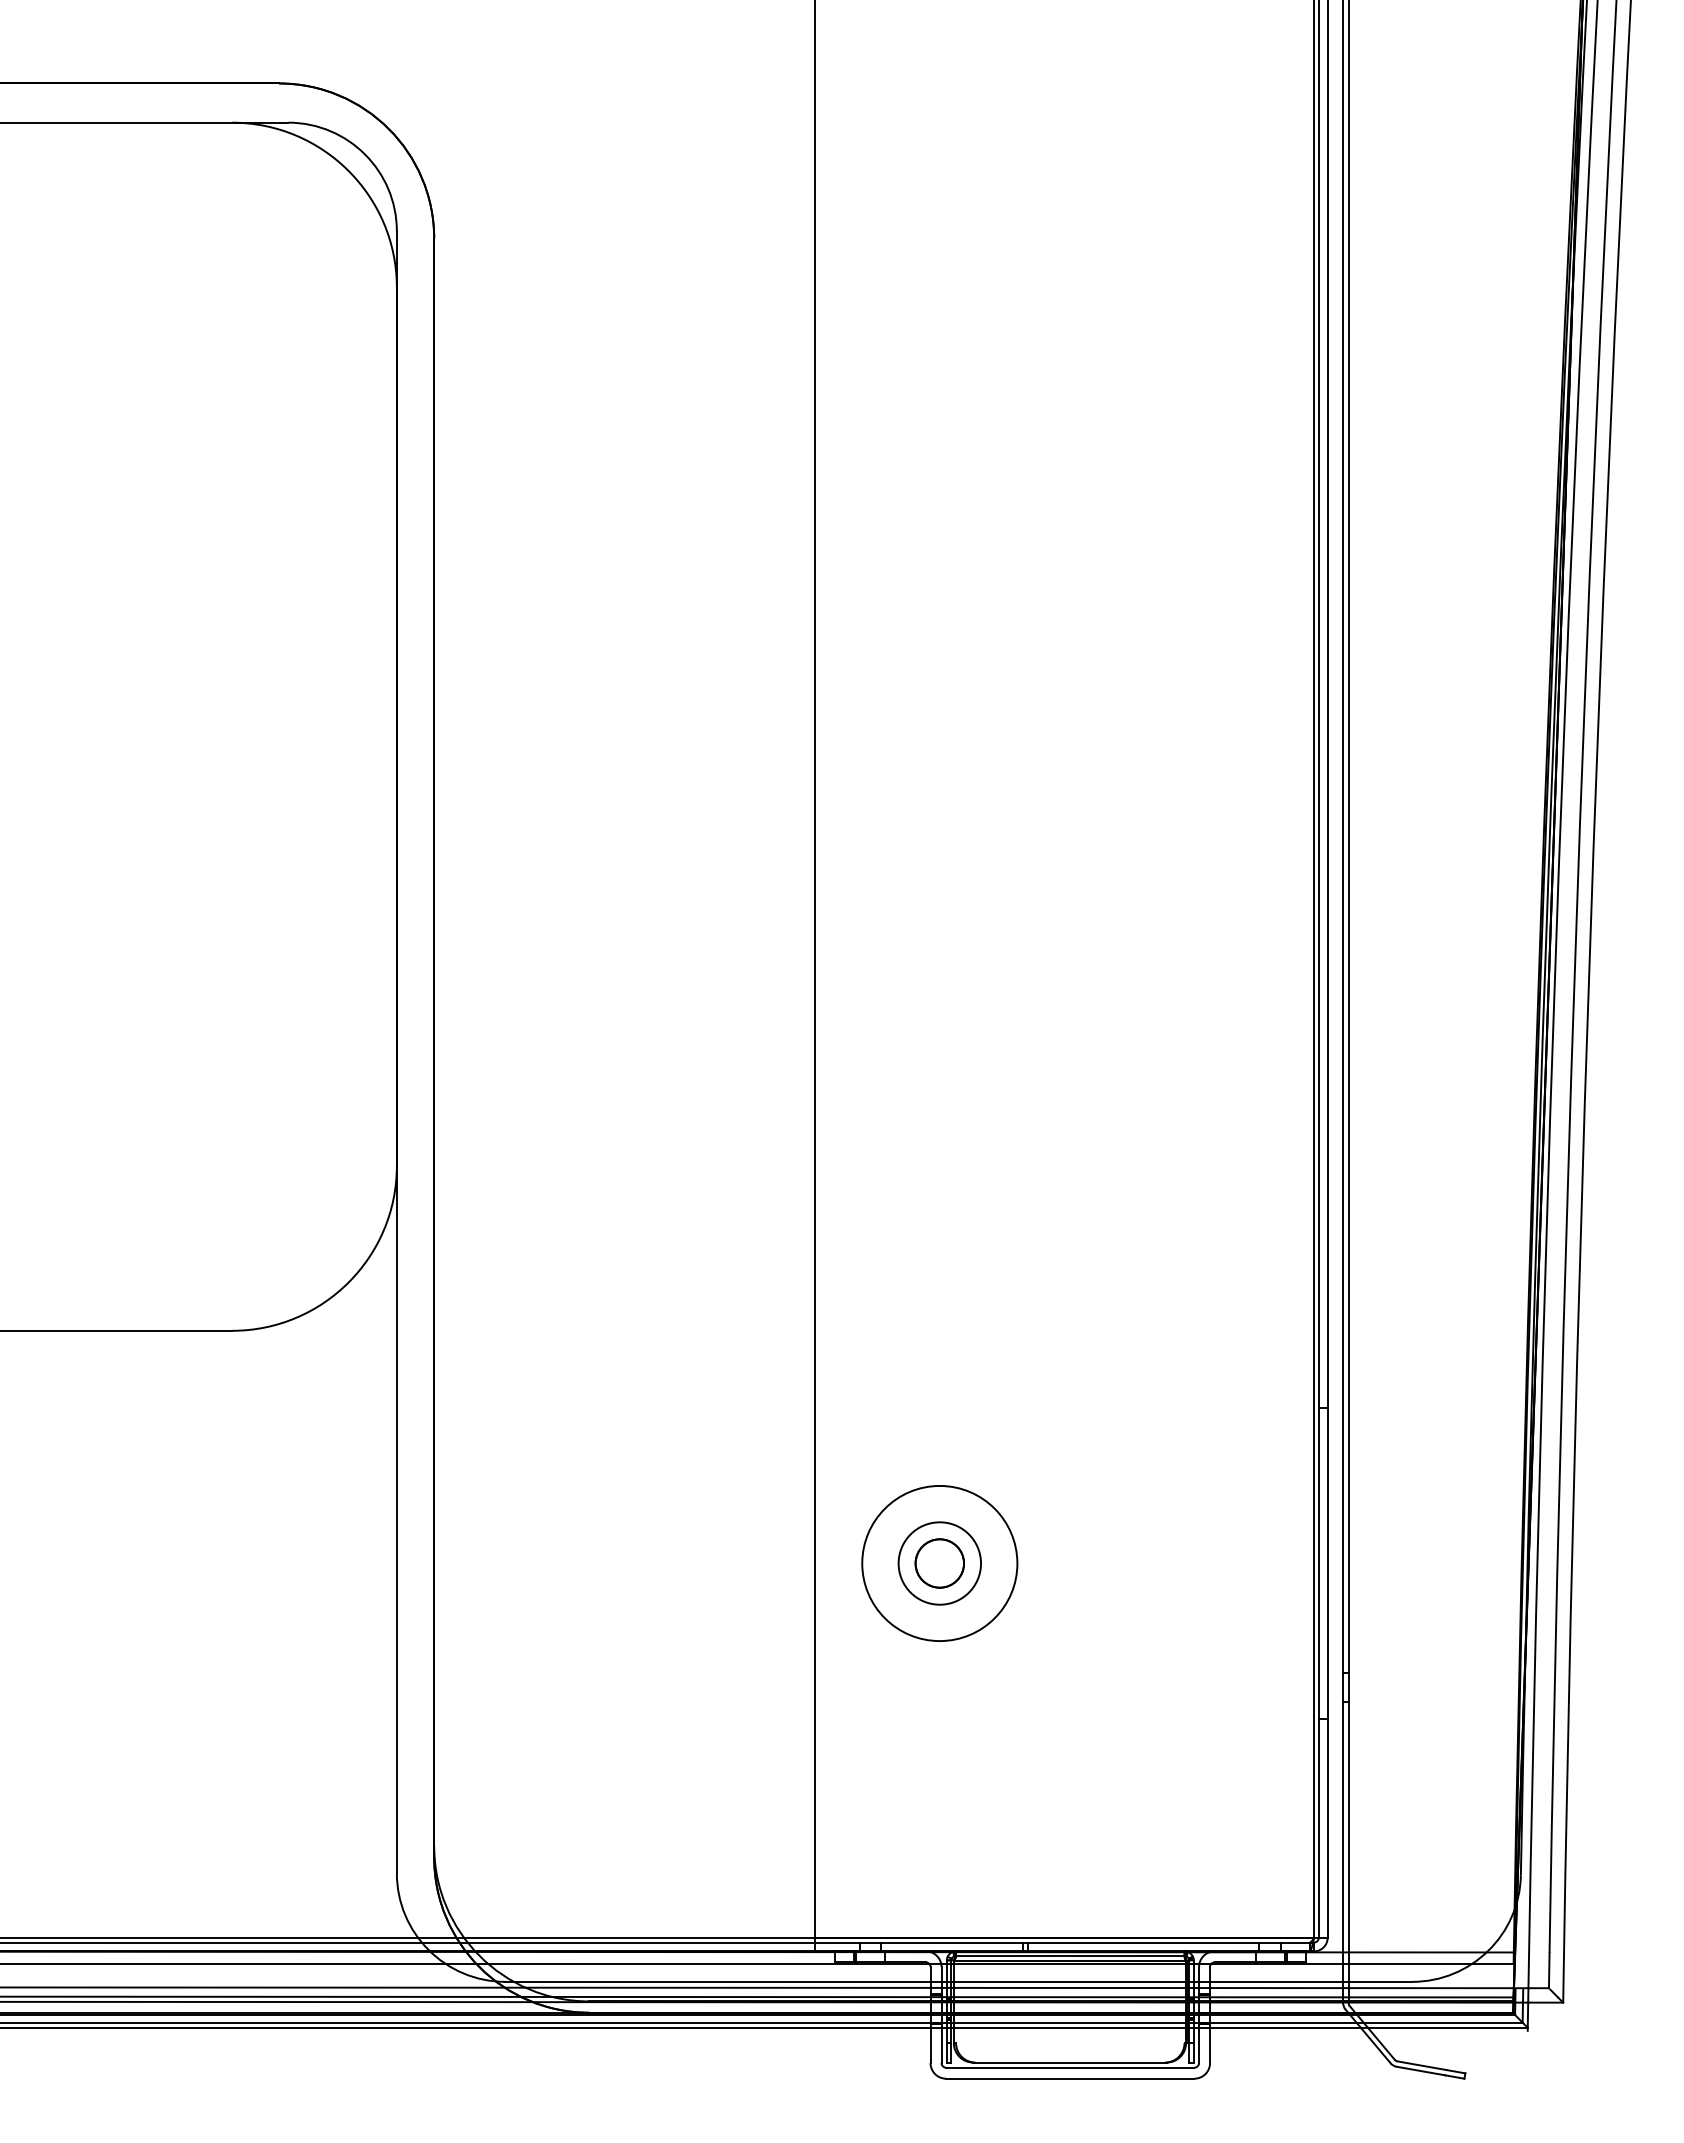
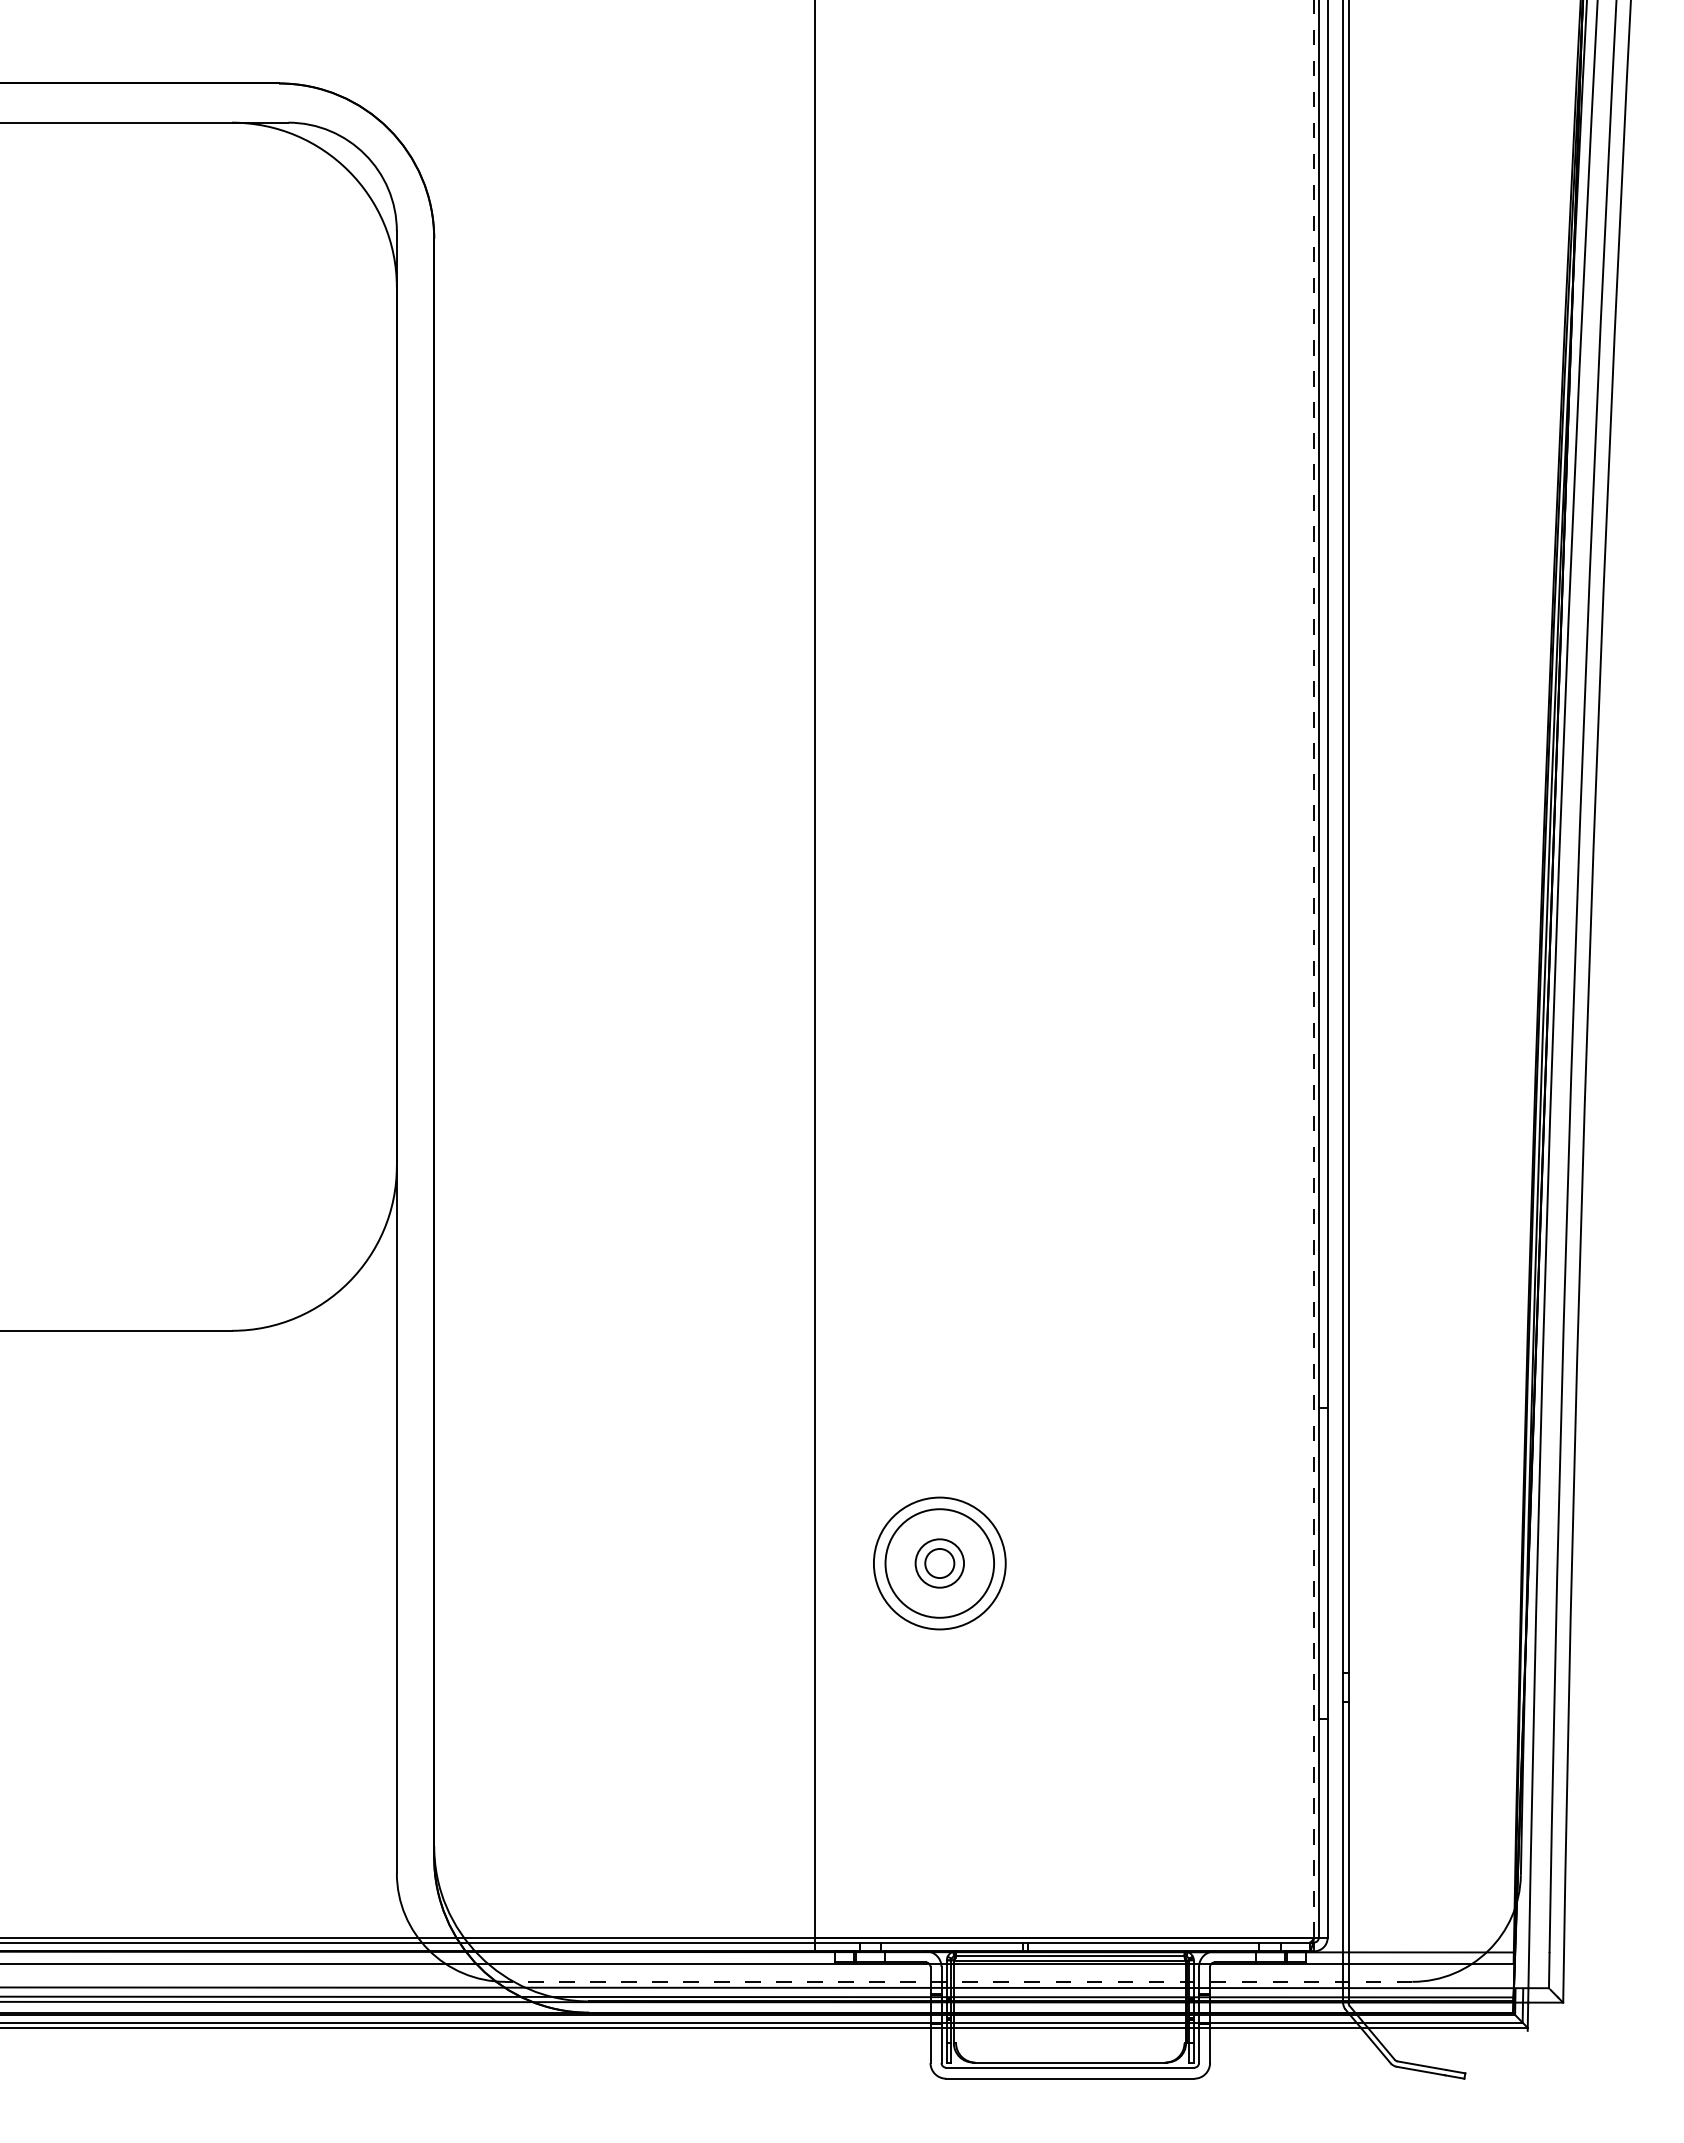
line: solid -> dashed (1314, 969)
circle diameter: 155 px -> 109 px (939, 1563)
circle diameter: 48 px -> 29 px (939, 1563)
circle diameter: 82 px -> 132 px (939, 1563)
line: solid -> dashed (958, 1981)
